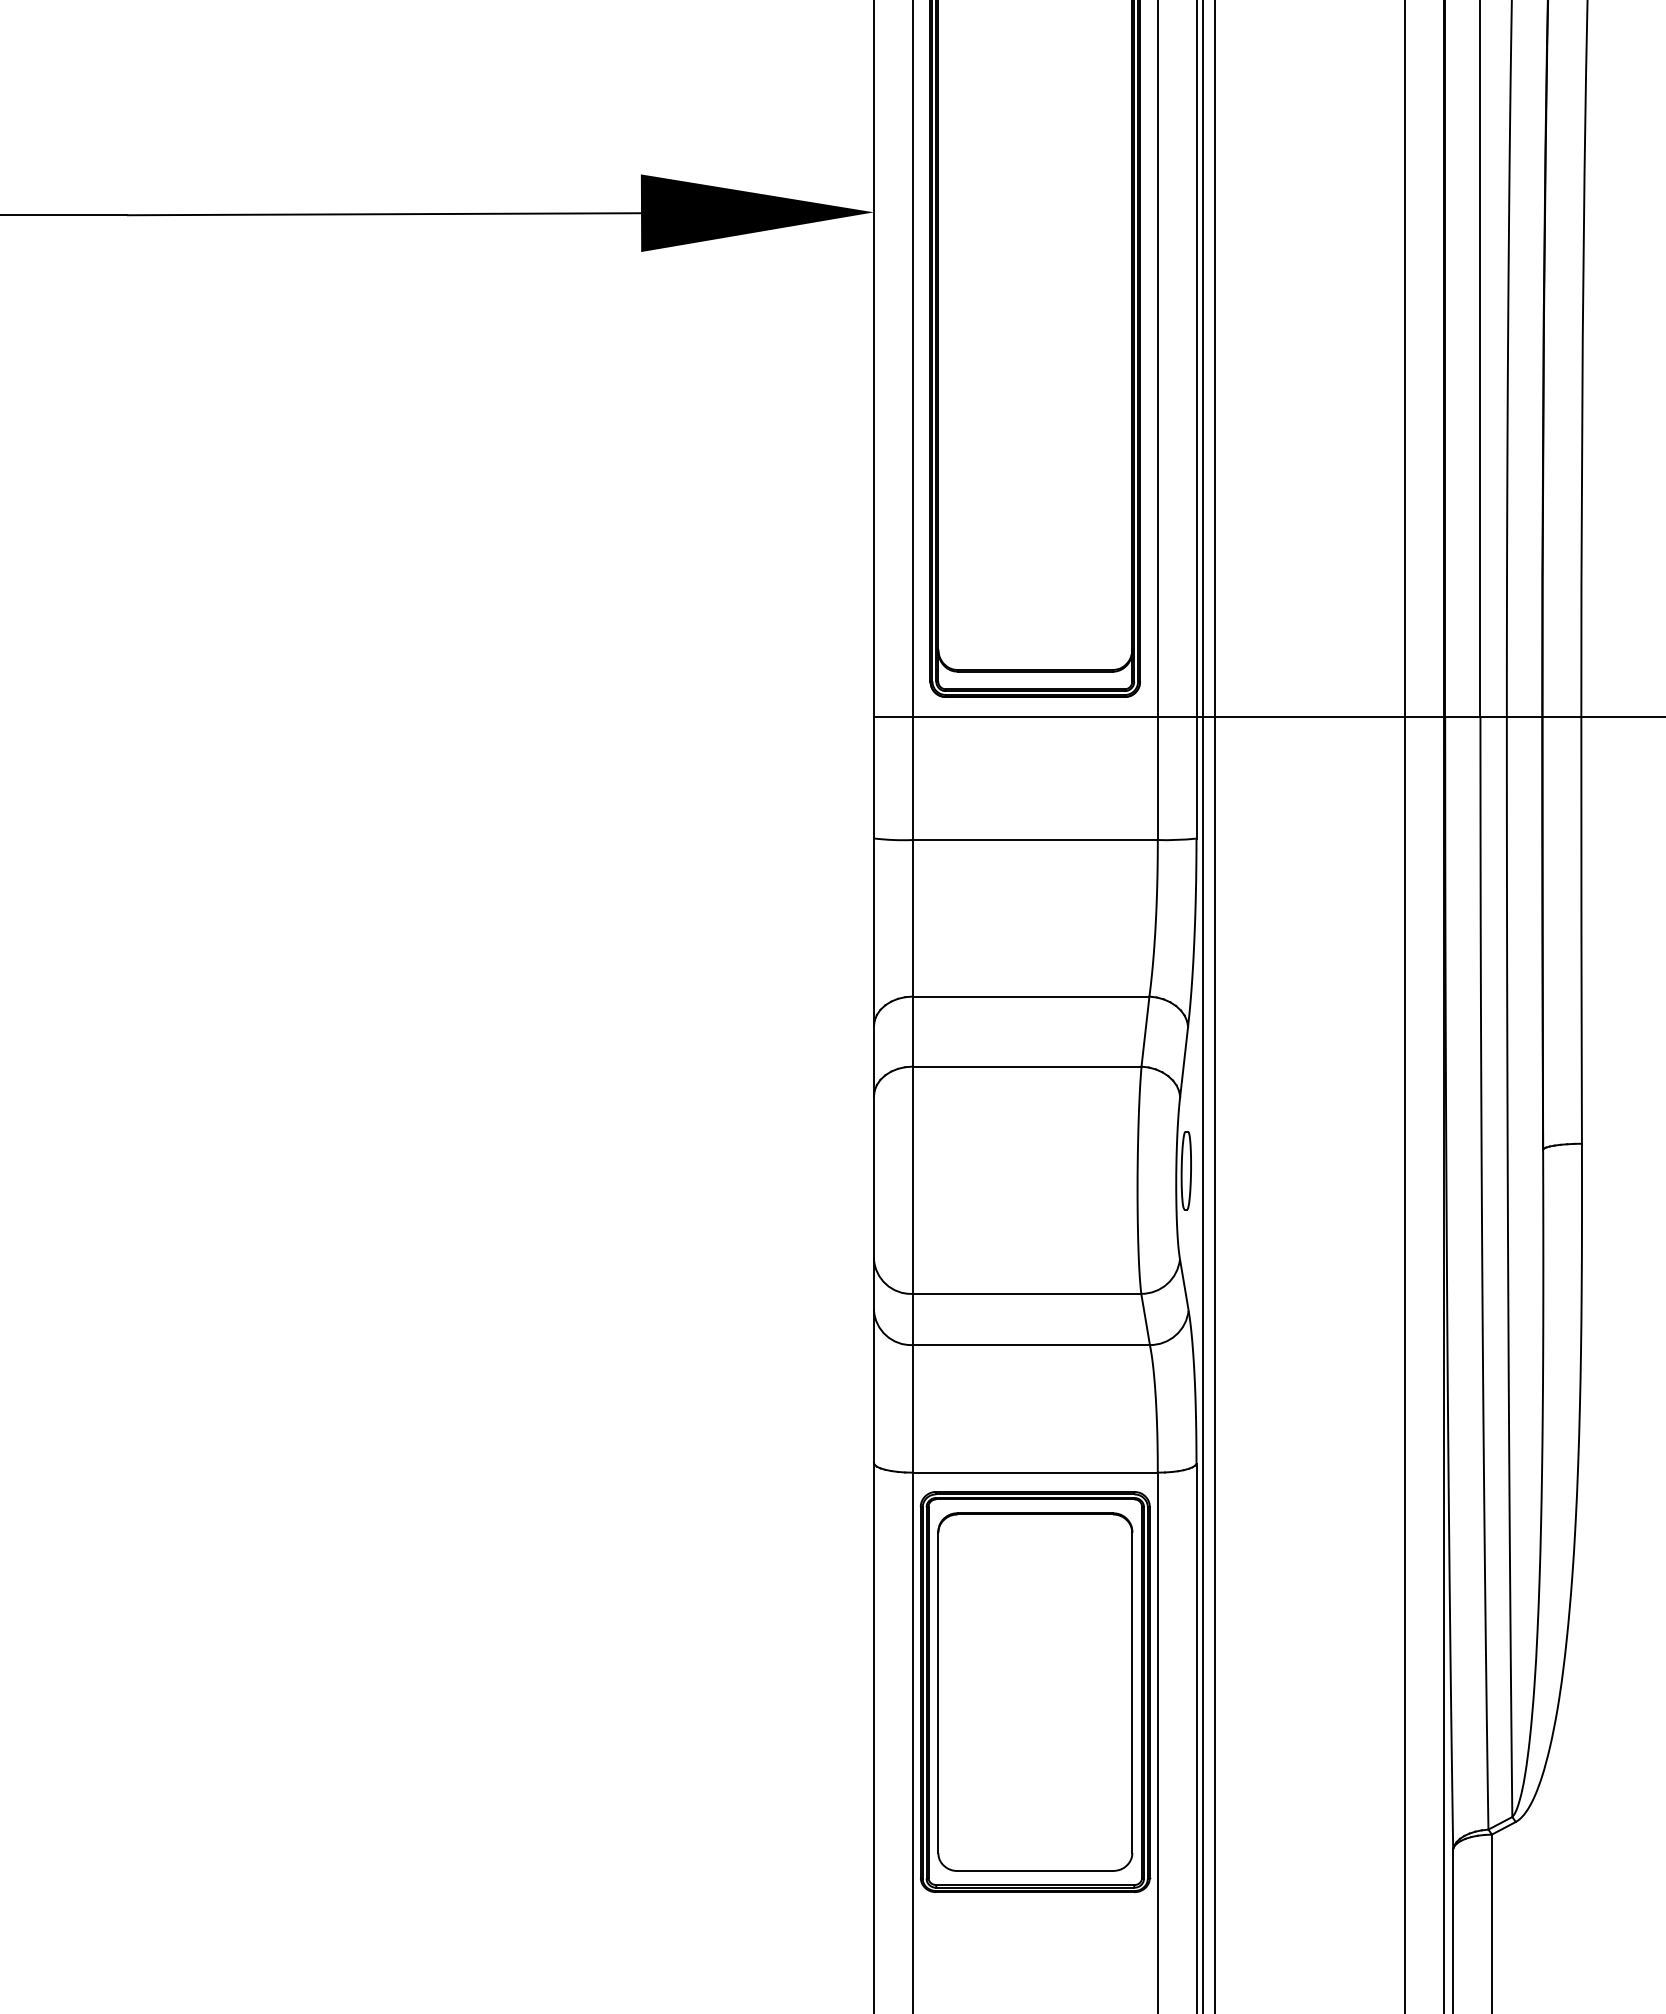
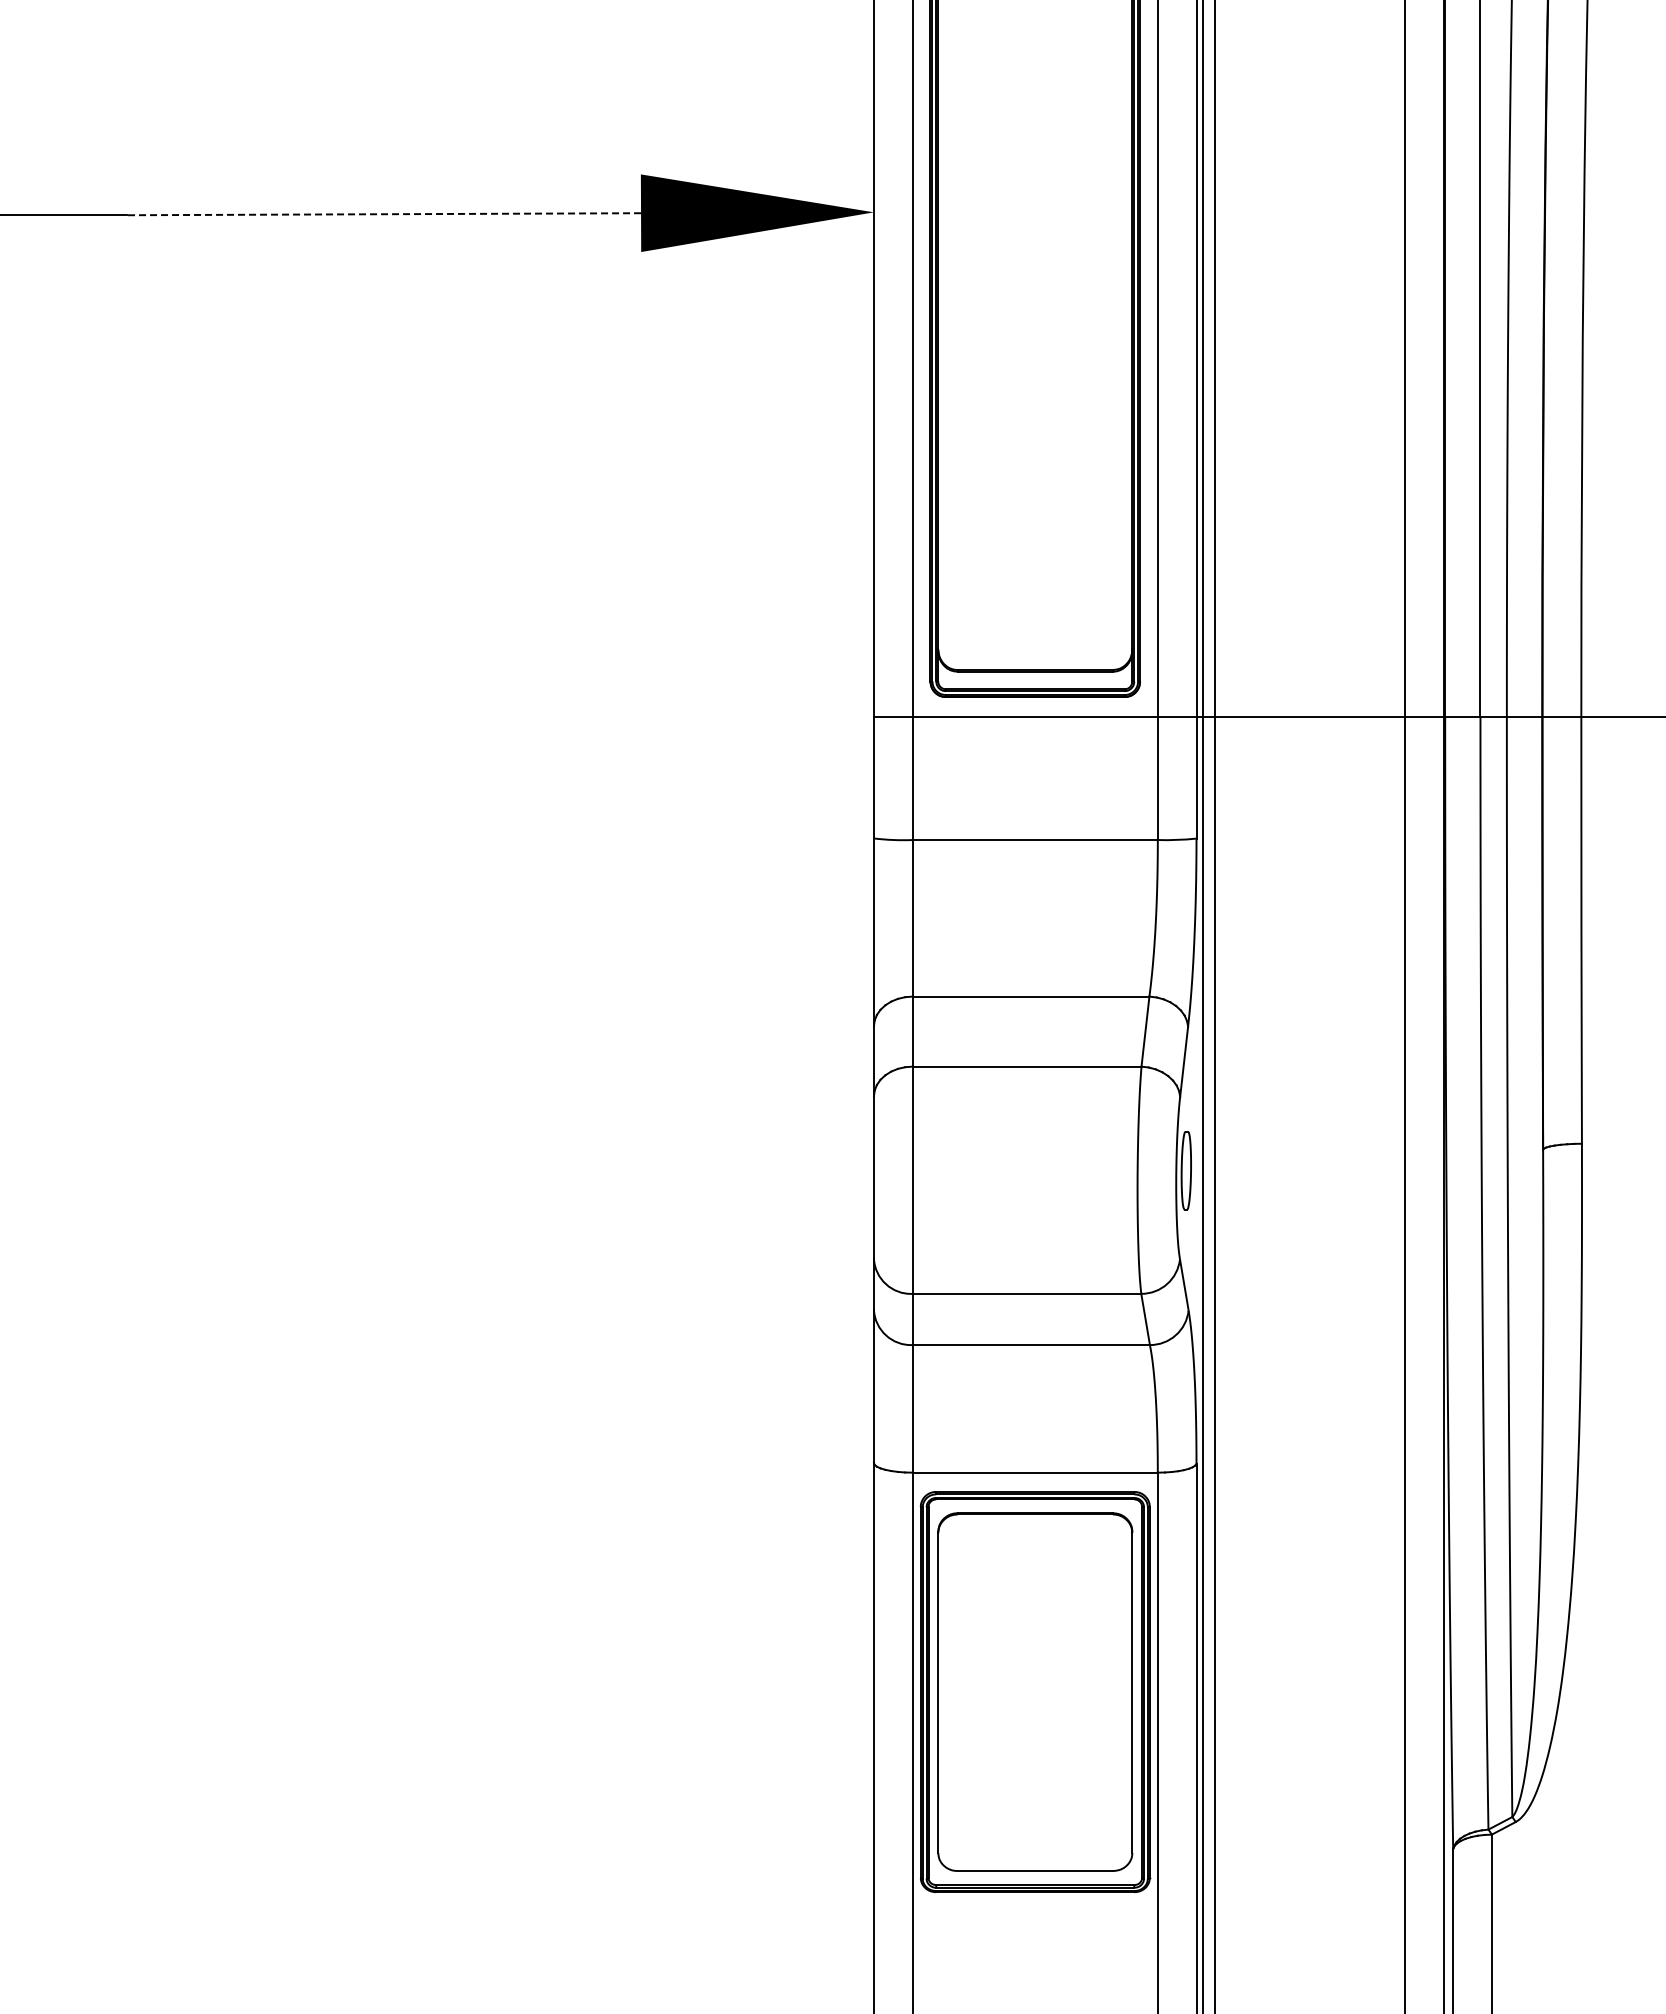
line: solid -> dashed (384, 214)
